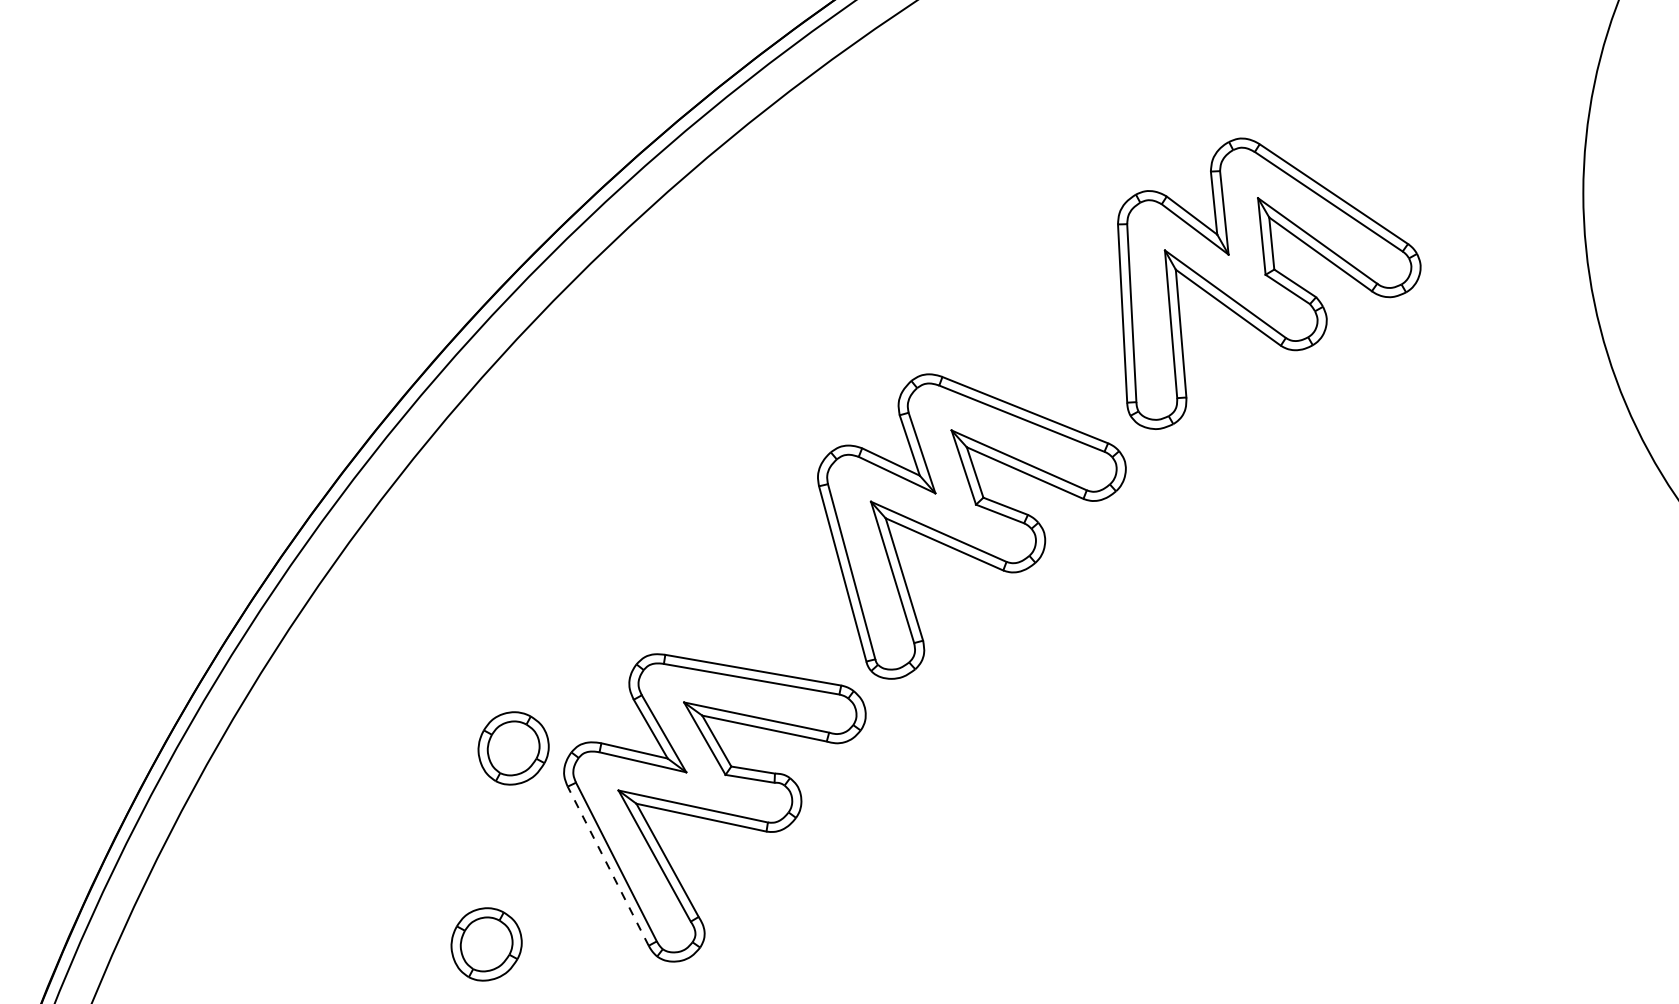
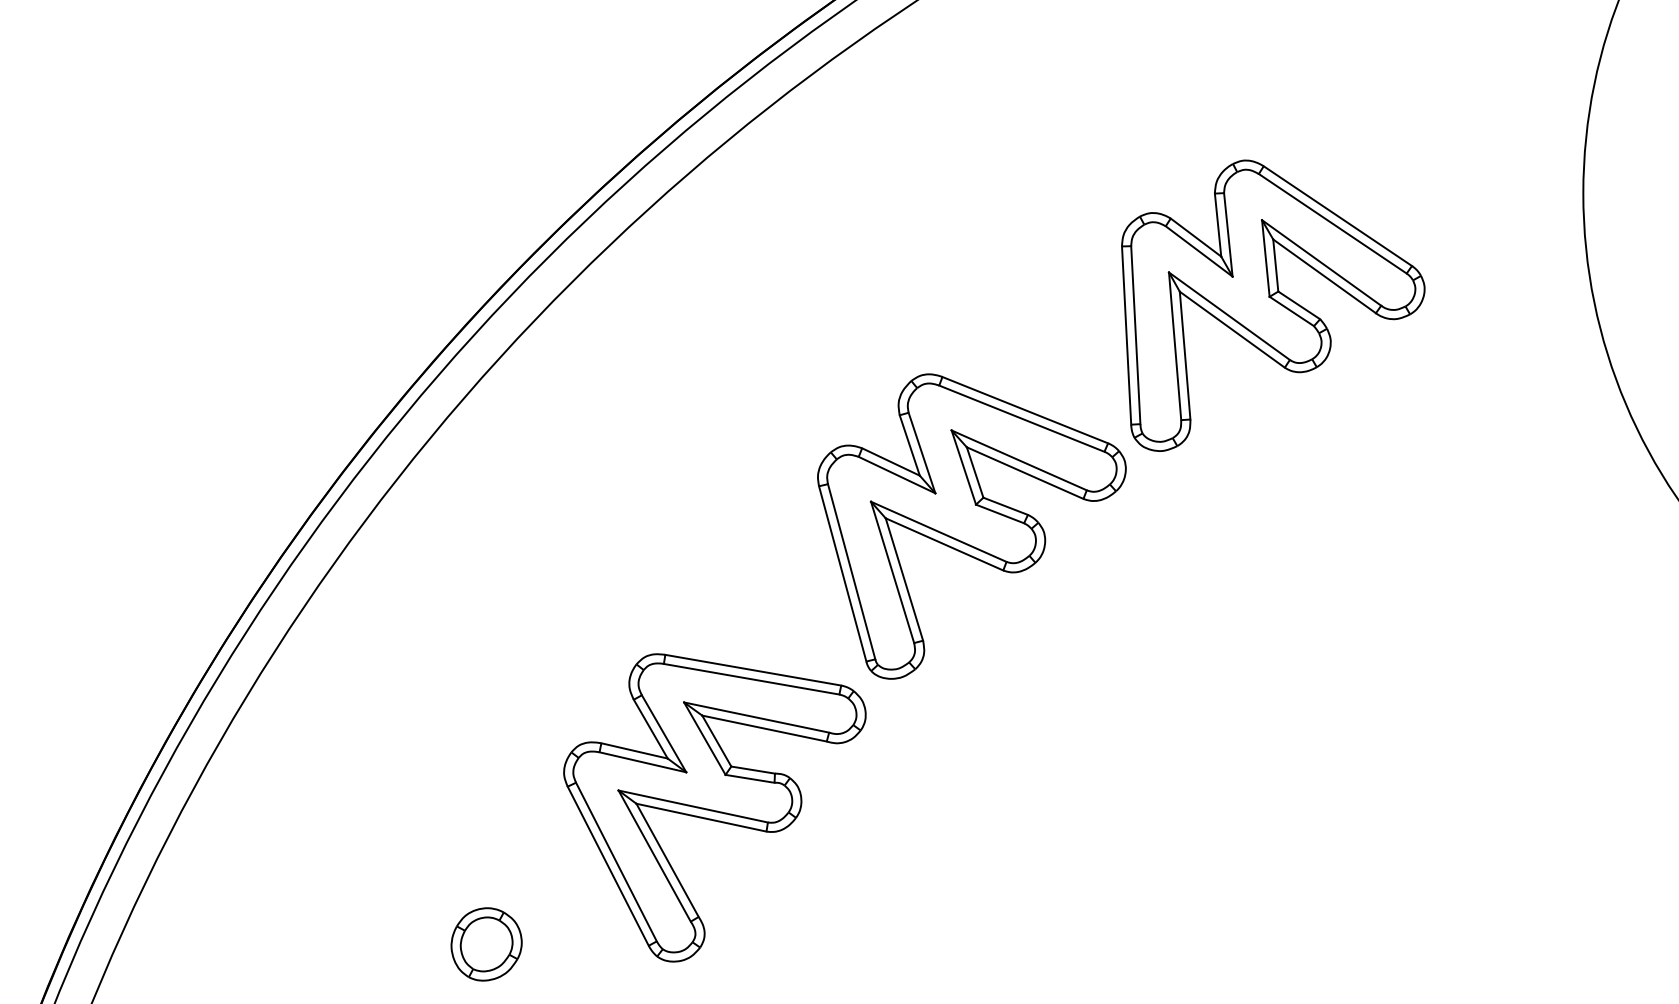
part position: (1269, 283) -> (1273, 305) (1273, 305)
part: present -> none (513, 748)
line: dashed -> solid (608, 865)
